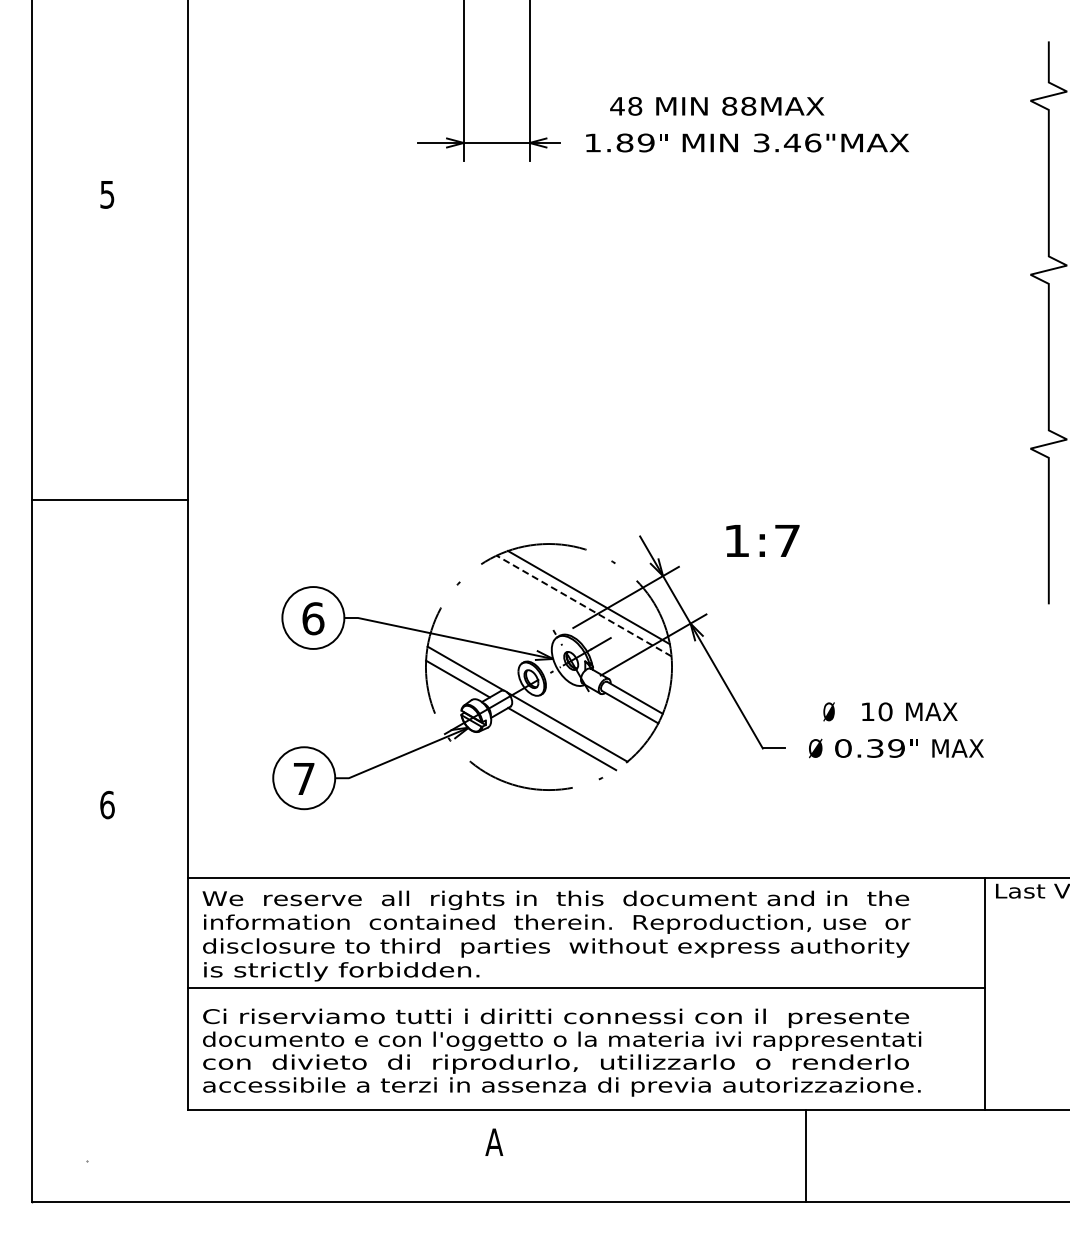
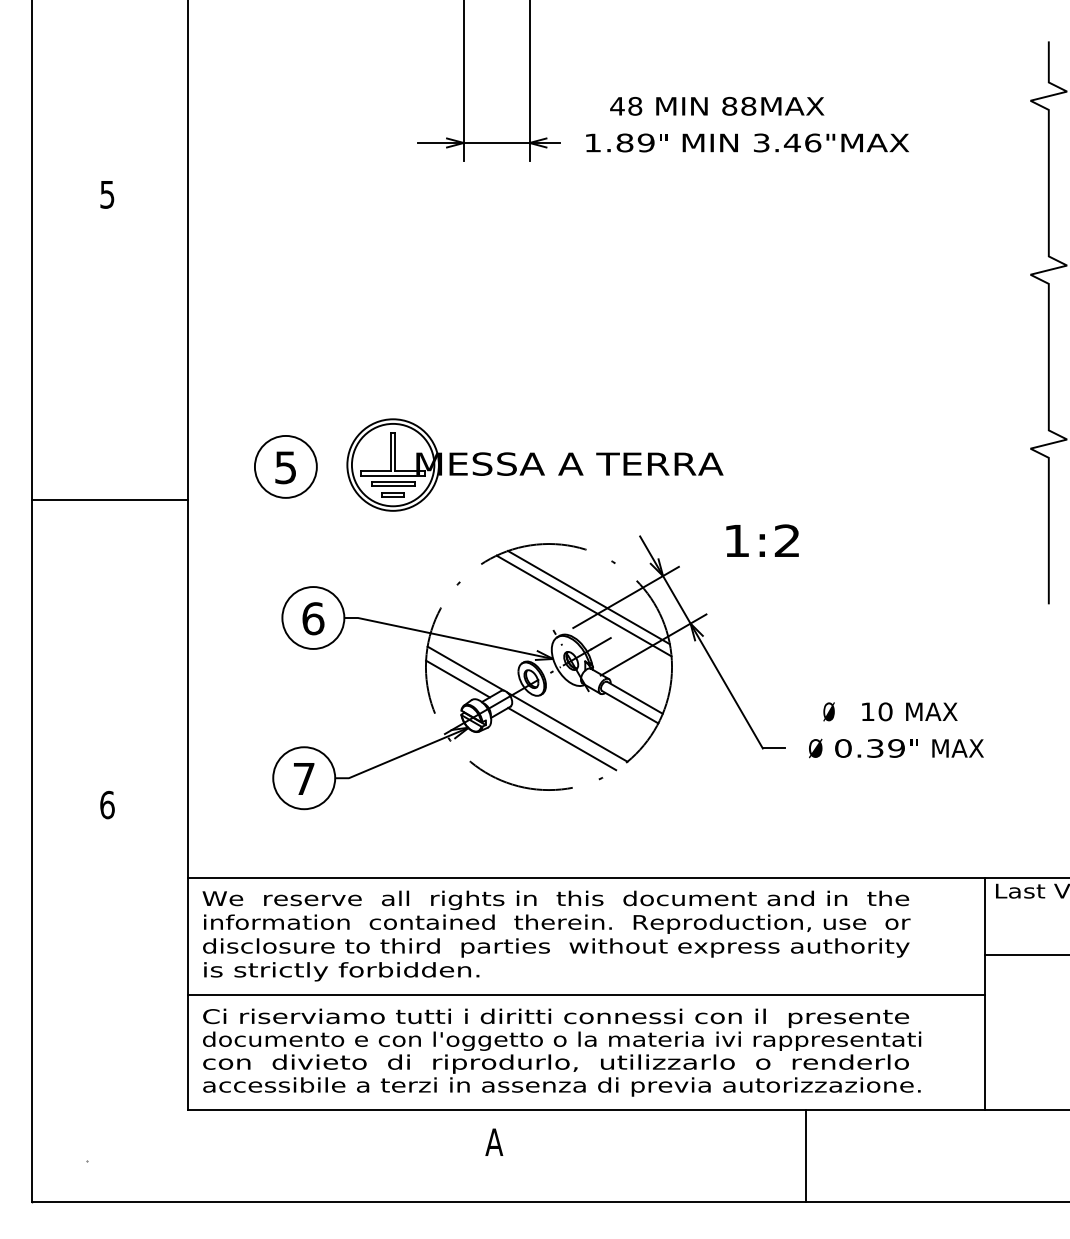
part: none -> present (534, 464)
part: none -> present (285, 466)
text: 1:7 -> 1:2 (786, 540)
line: dashed -> solid (584, 606)
line: none -> present (1025, 955)
line position: (586, 988) -> (586, 995) (586, 995)
